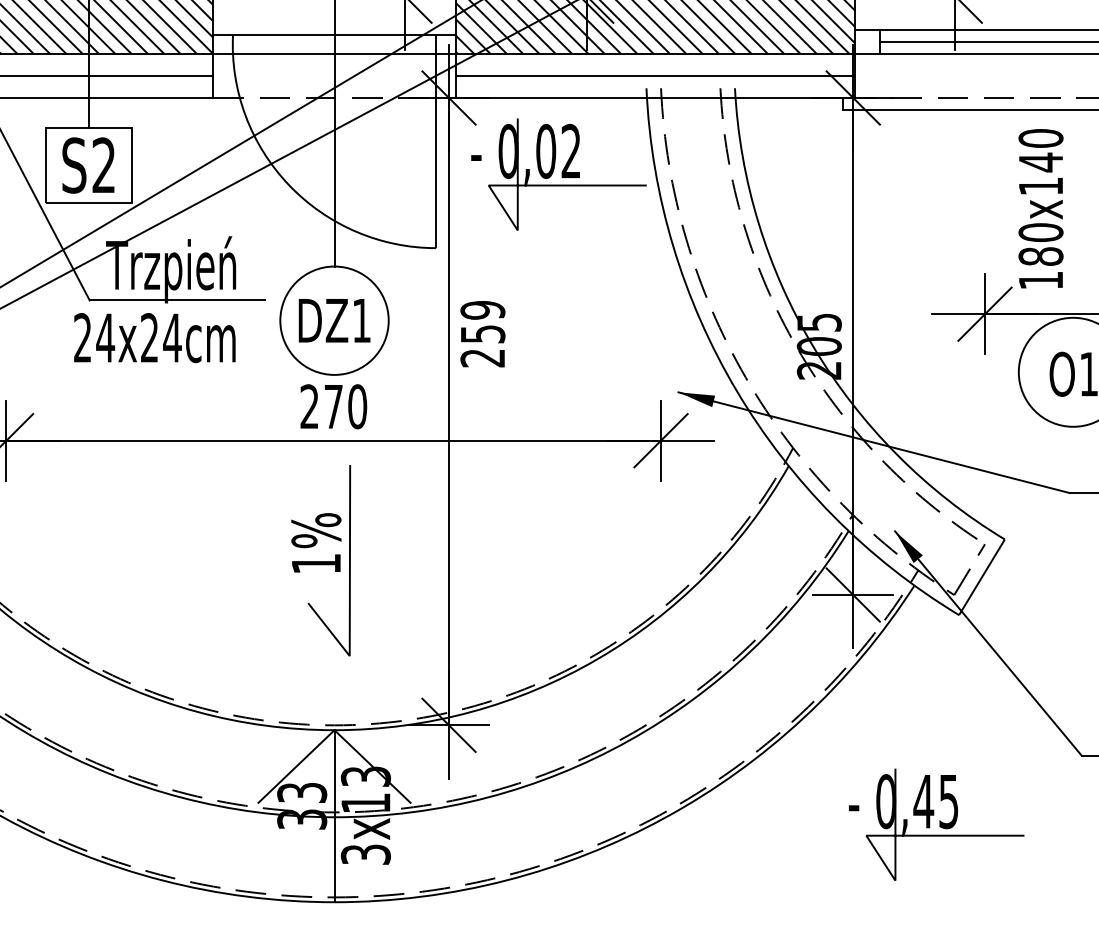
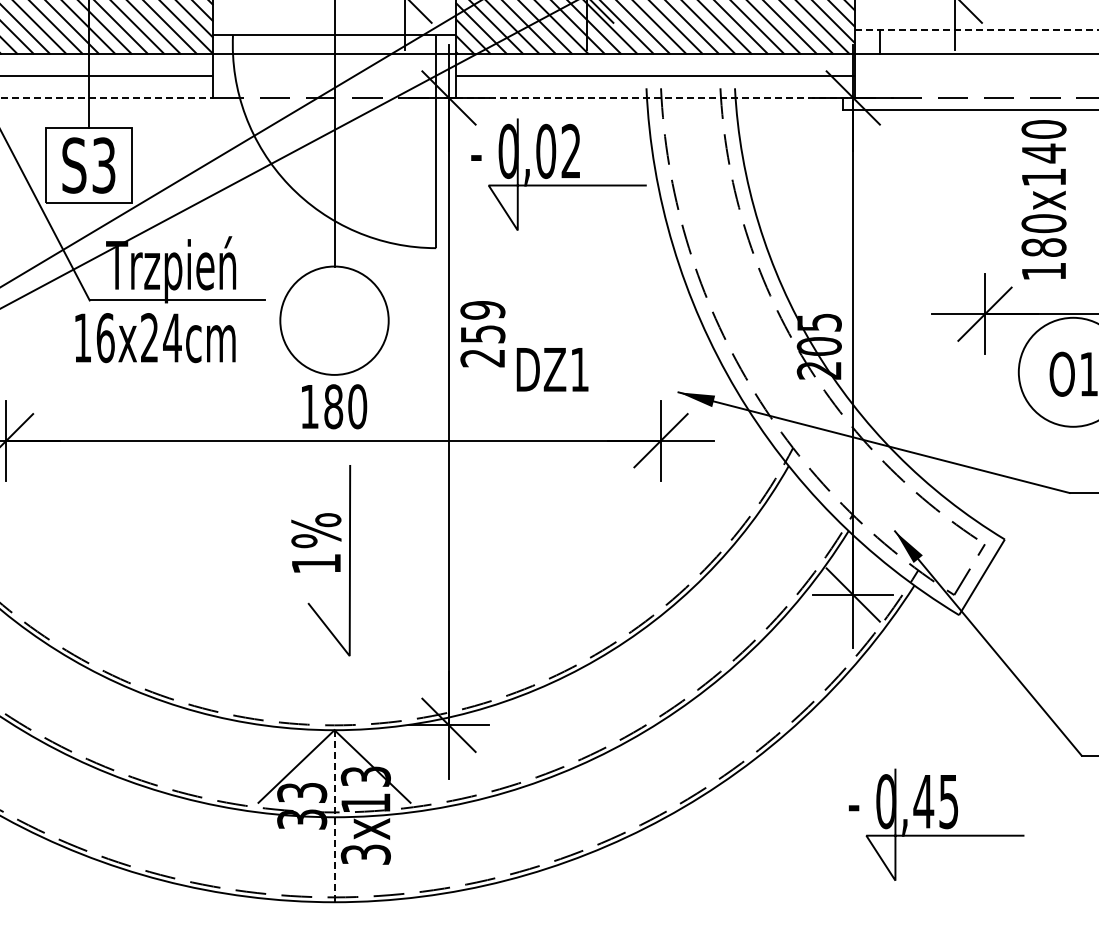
line: solid -> dashed (977, 30)
line: present -> none (987, 42)
line: solid -> dashed (107, 97)
line: solid -> dashed (655, 97)
text: S2 -> S3 (103, 165)
text position: (1040, 208) -> (1043, 199) (1043, 199)
text position: (334, 320) -> (552, 369) (552, 369)
text: 24x24cm -> 16x24cm (94, 338)
text: 270 -> 180 (321, 406)
line: solid -> dashed (334, 815)
